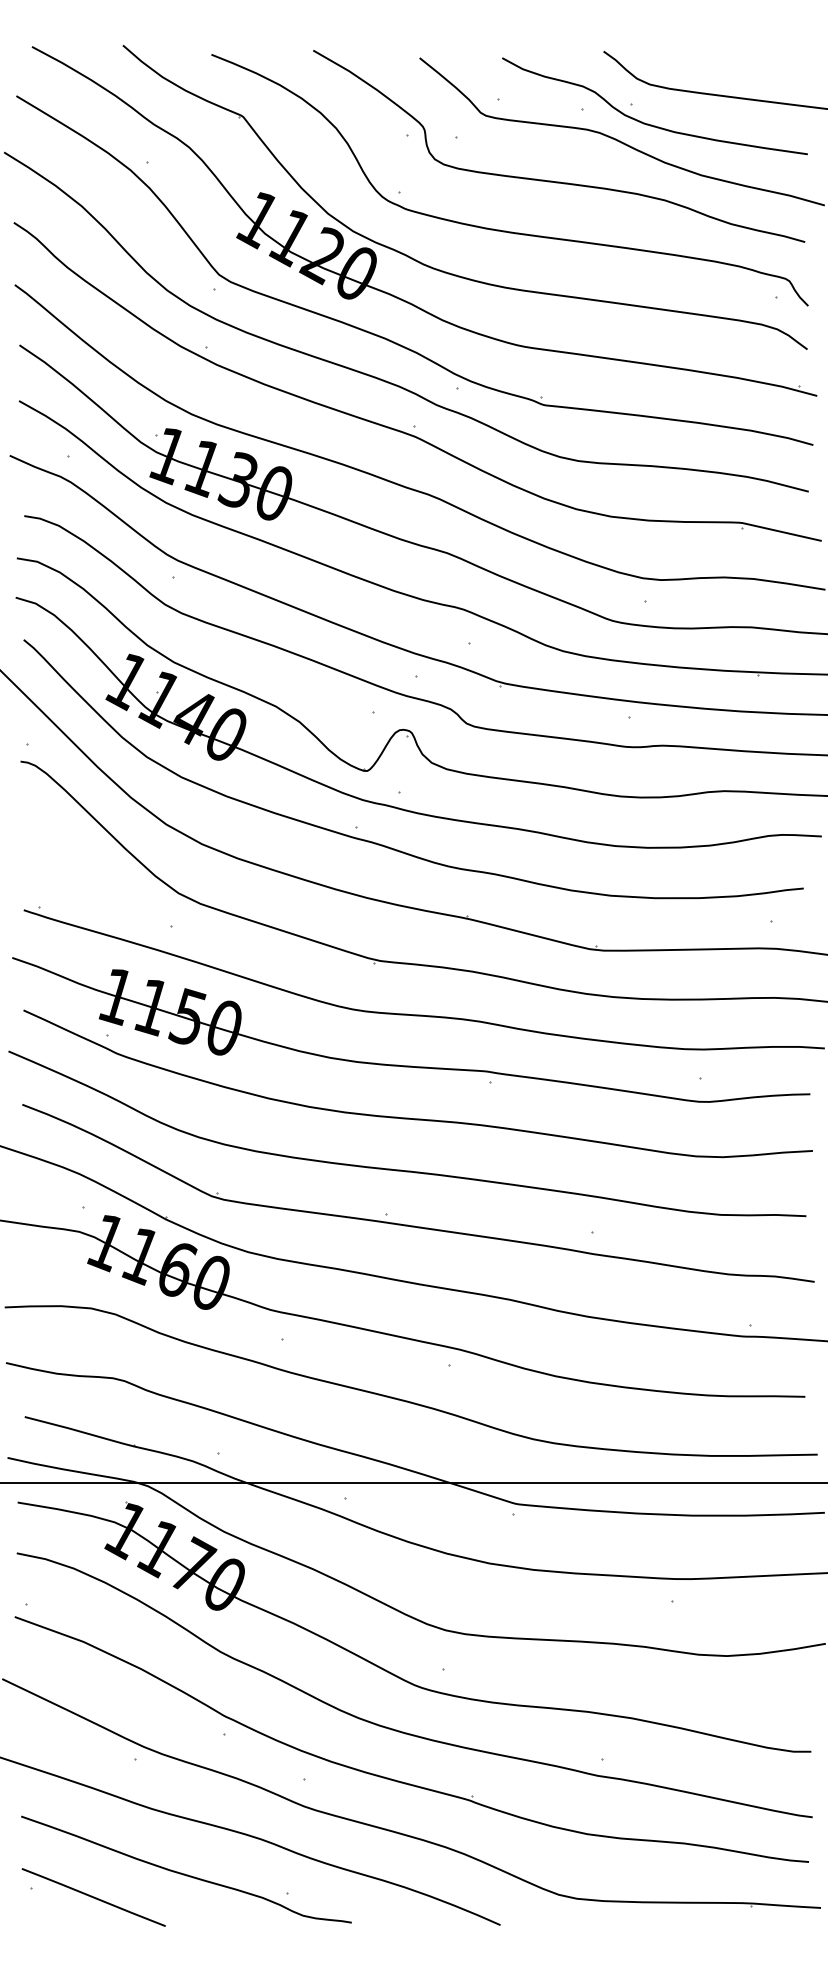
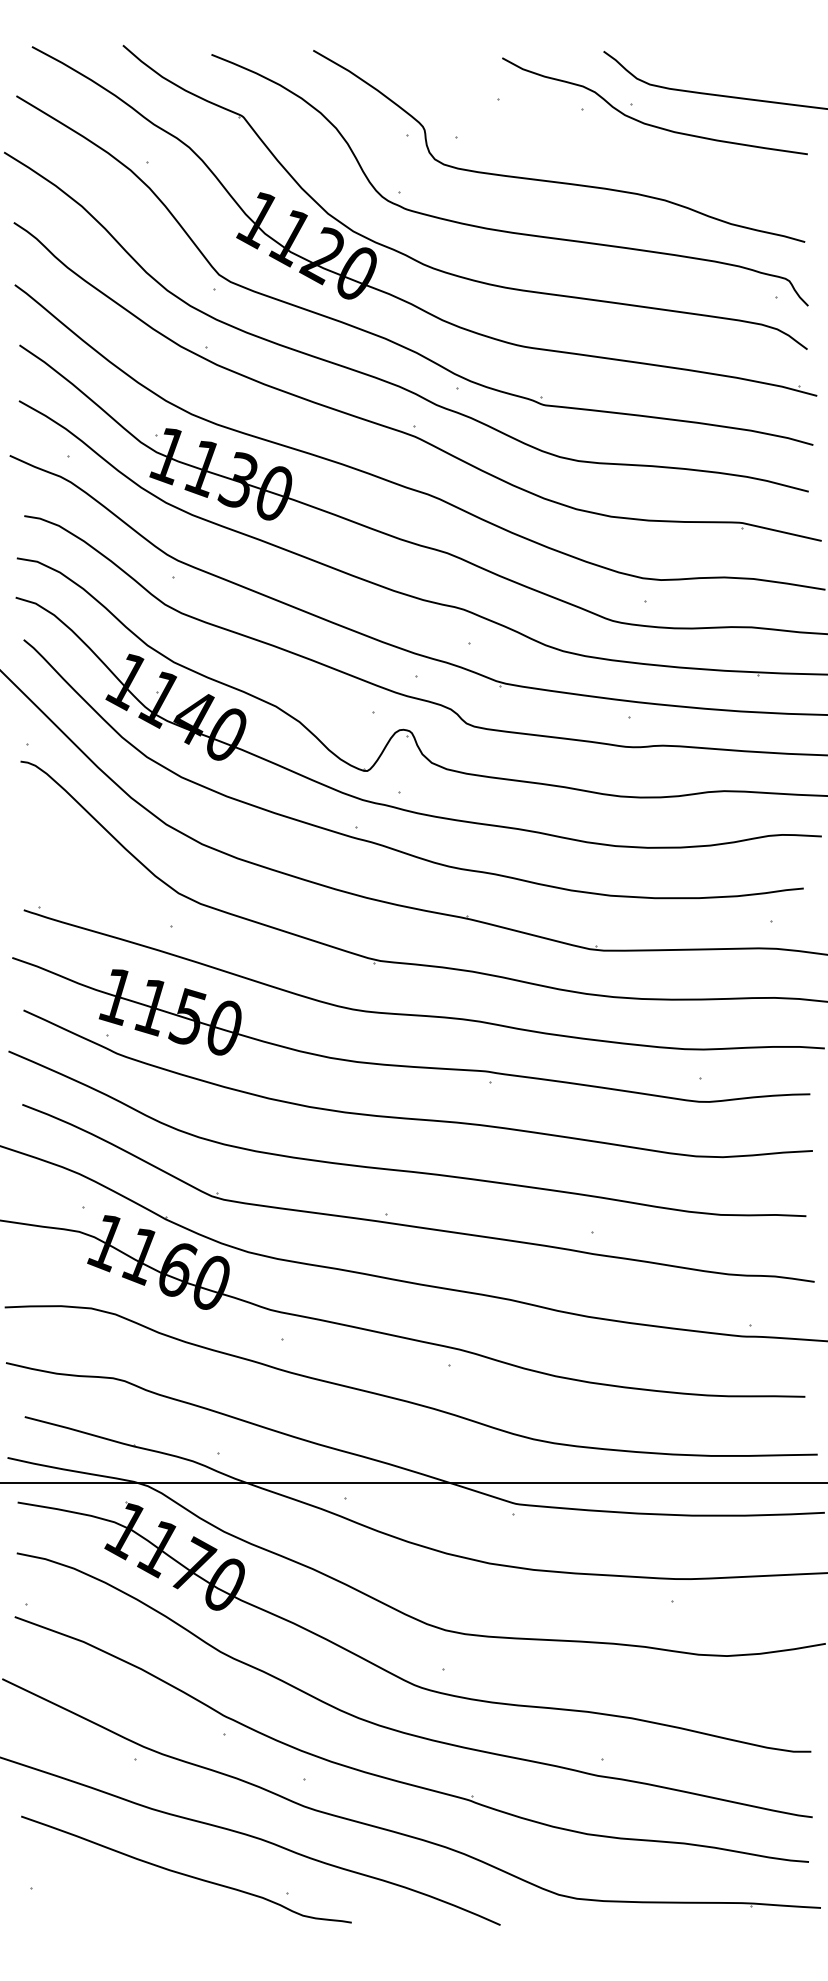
curve: present -> none (618, 139)
line: present -> none (93, 1897)
